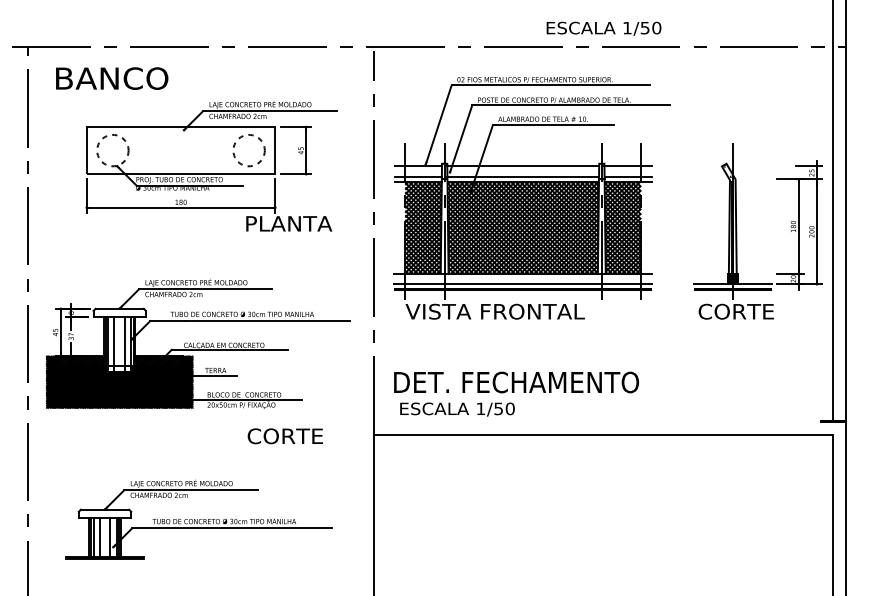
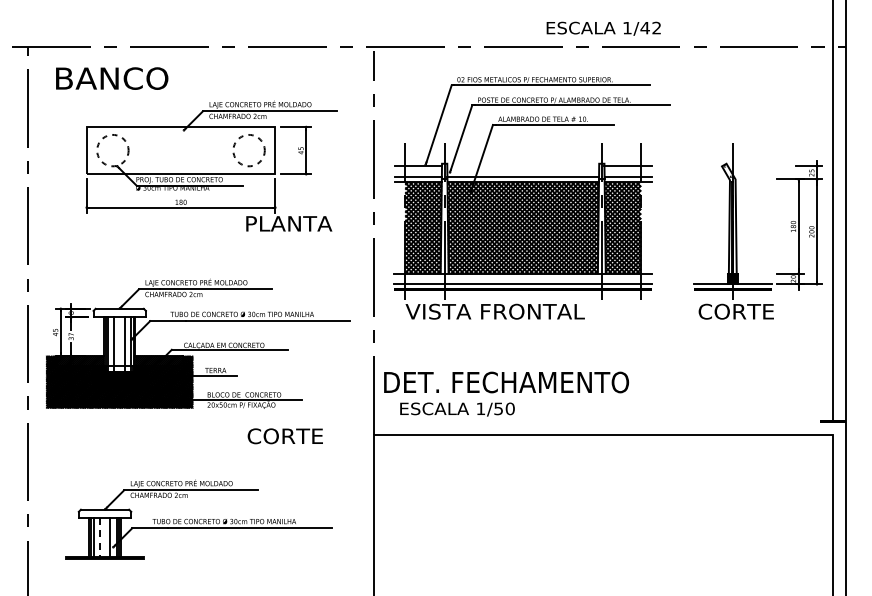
text: 1/50 -> 1/42 (650, 27)
line: present -> none (523, 166)
text position: (516, 382) -> (506, 382) (506, 382)
line: solid -> dashed (99, 537)
